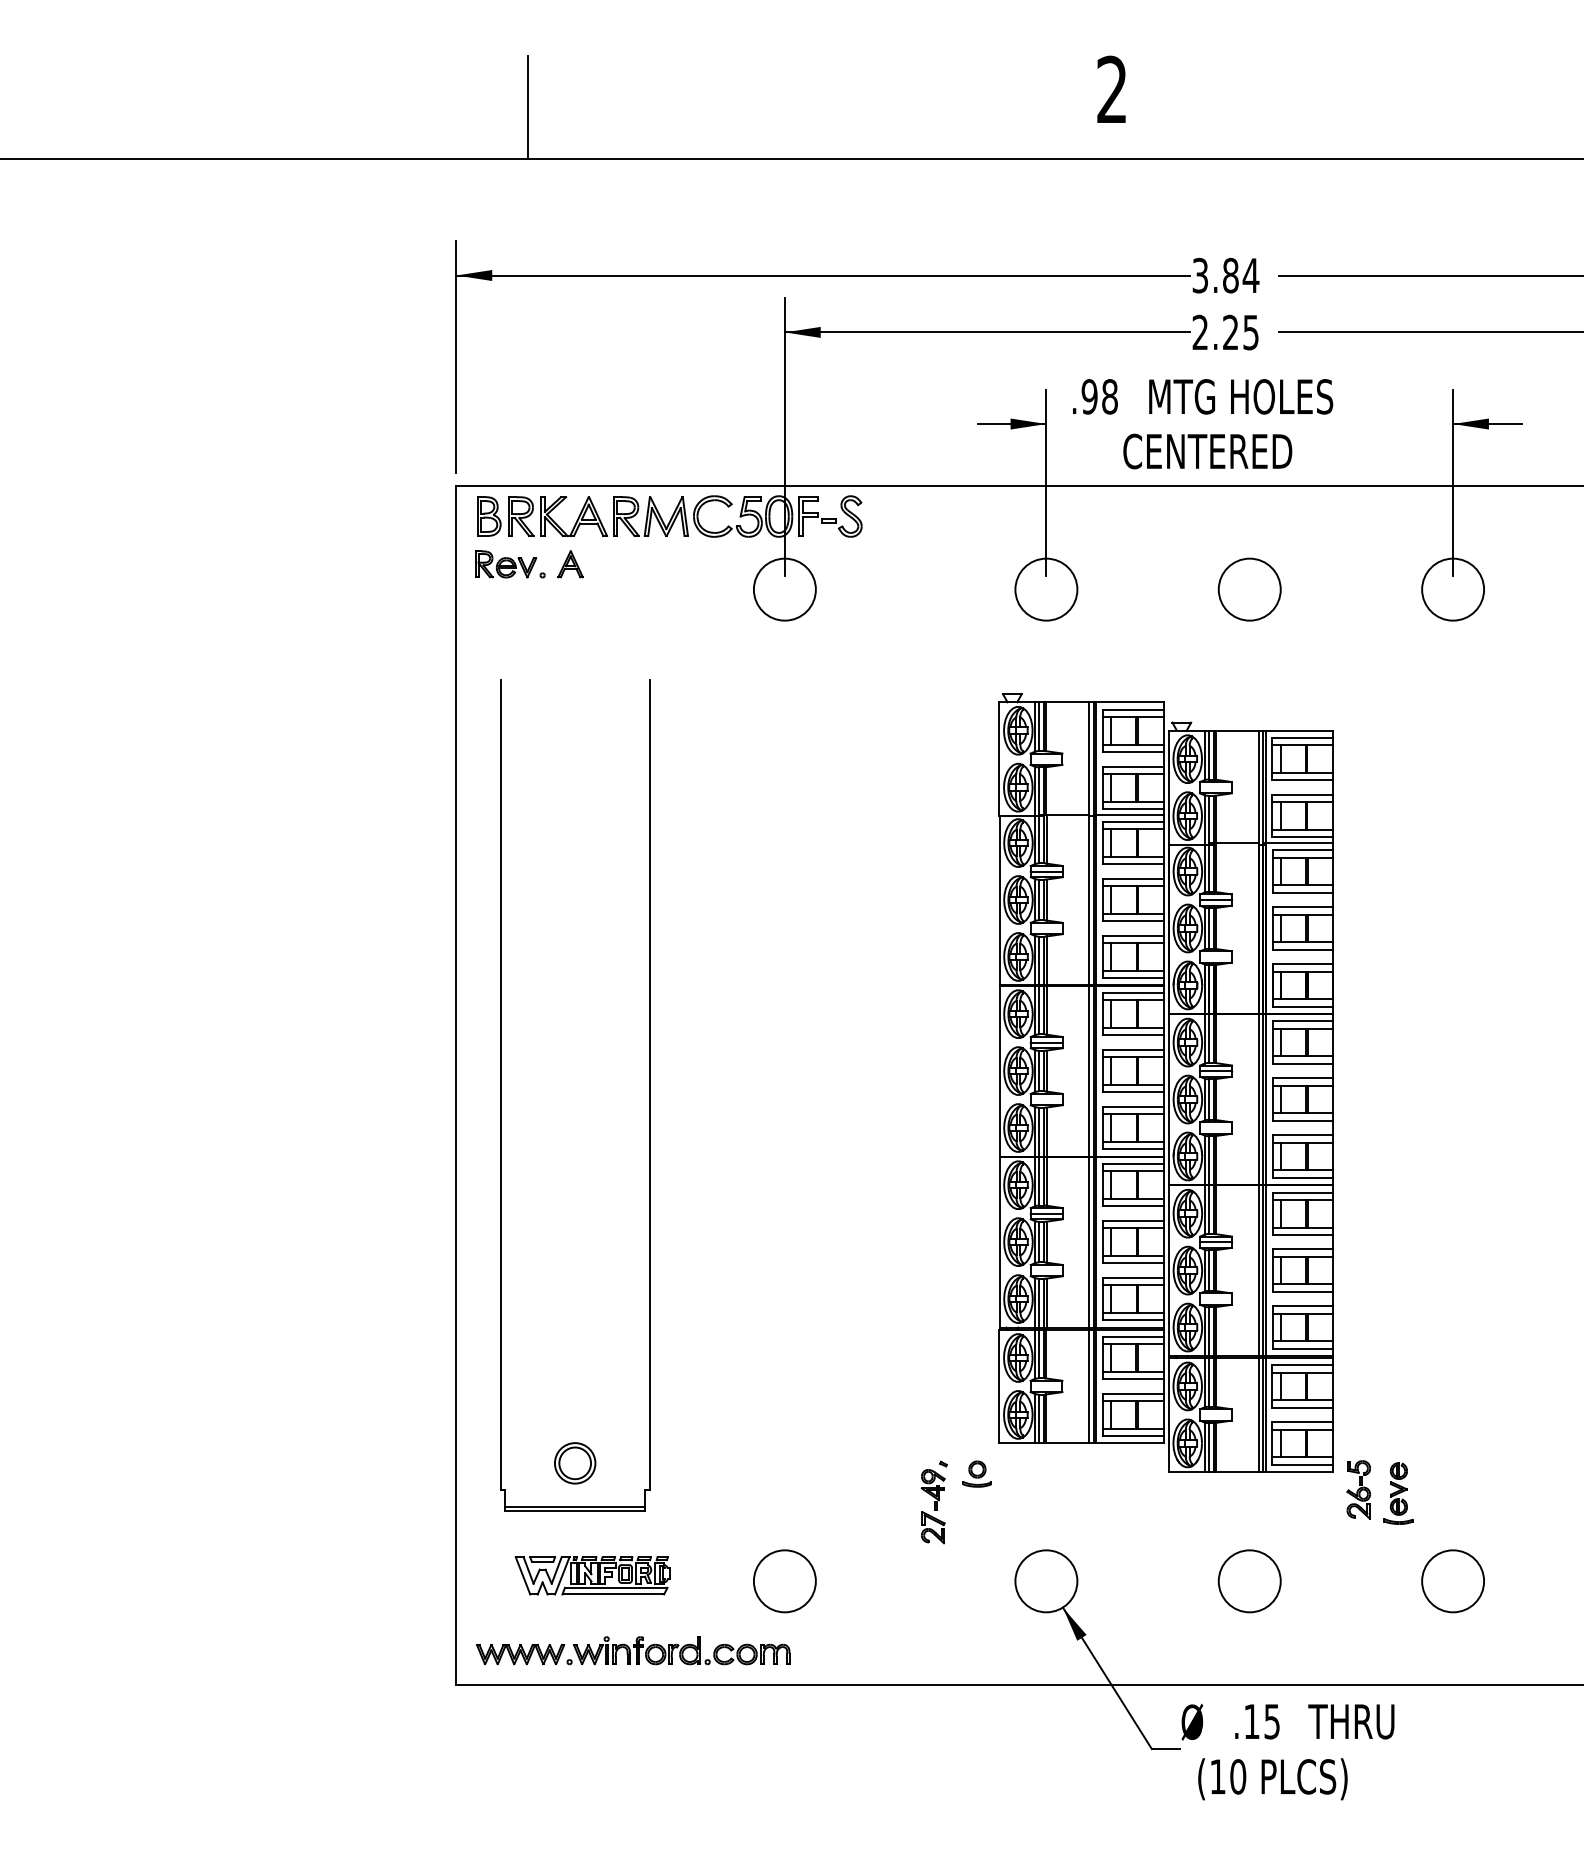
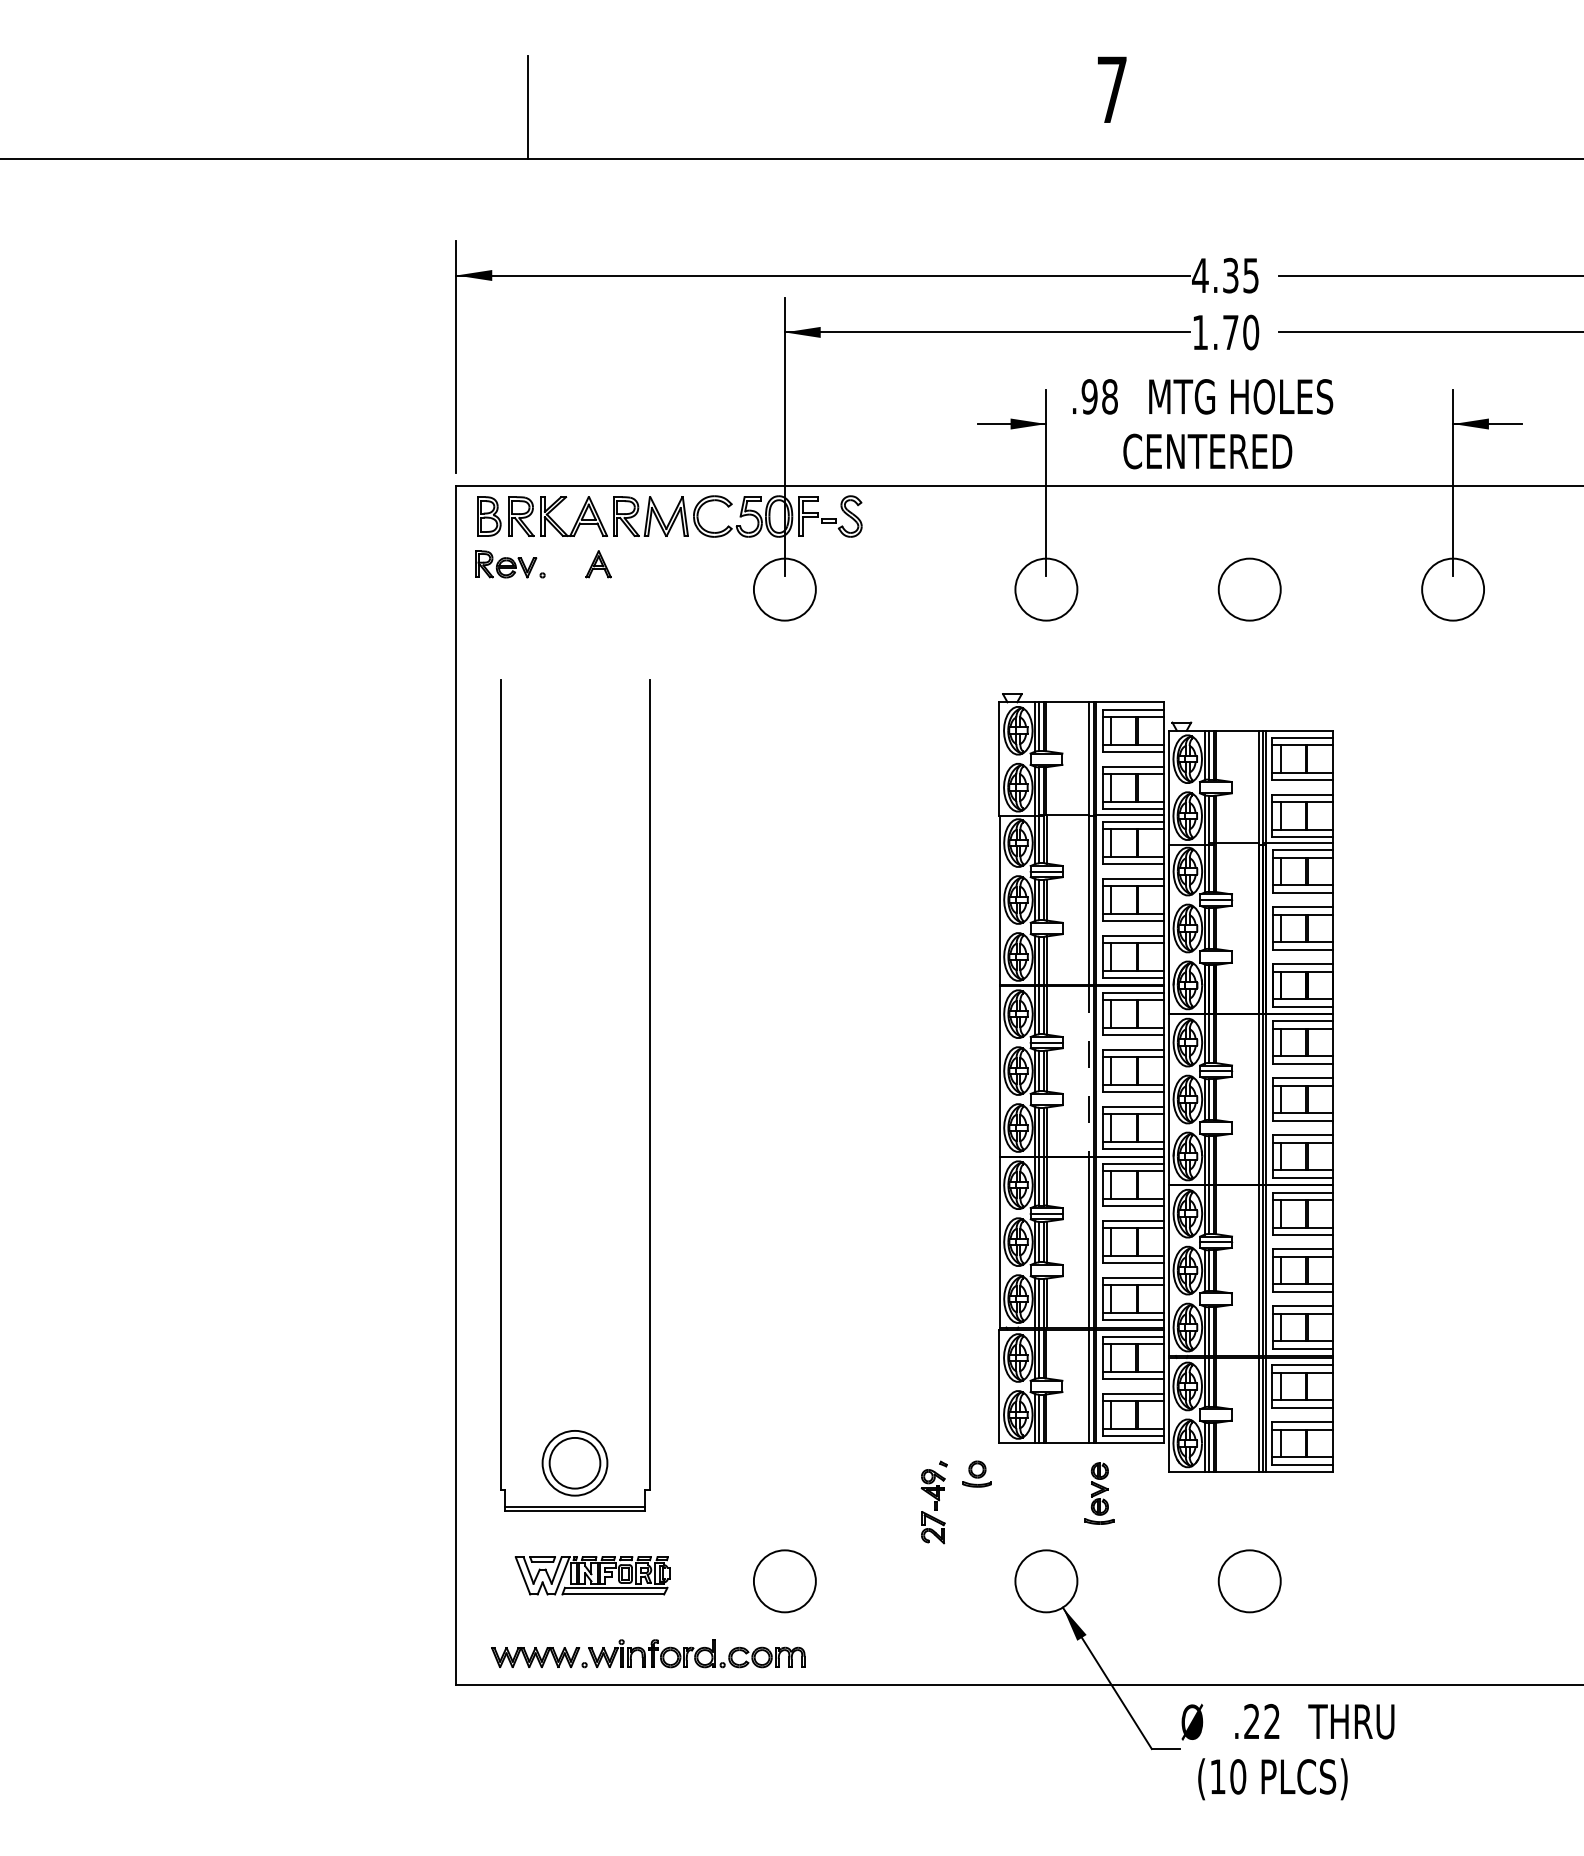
text: 2 -> 7 (1111, 88)
text: 3.84 -> 4.35 (1225, 275)
text: 2.25 -> 1.70 (1225, 332)
part position: (570, 564) -> (598, 564) (598, 564)
line: solid -> dashed (1089, 1071)
part size: 43x43 px -> 68x67 px (574, 1463)
part: present -> none (1358, 1489)
part position: (1398, 1493) -> (1099, 1493) (1099, 1493)
circle: present -> none (1452, 1581)
part position: (633, 1650) -> (648, 1653) (648, 1653)
text: .15 -> .22 (1261, 1721)
